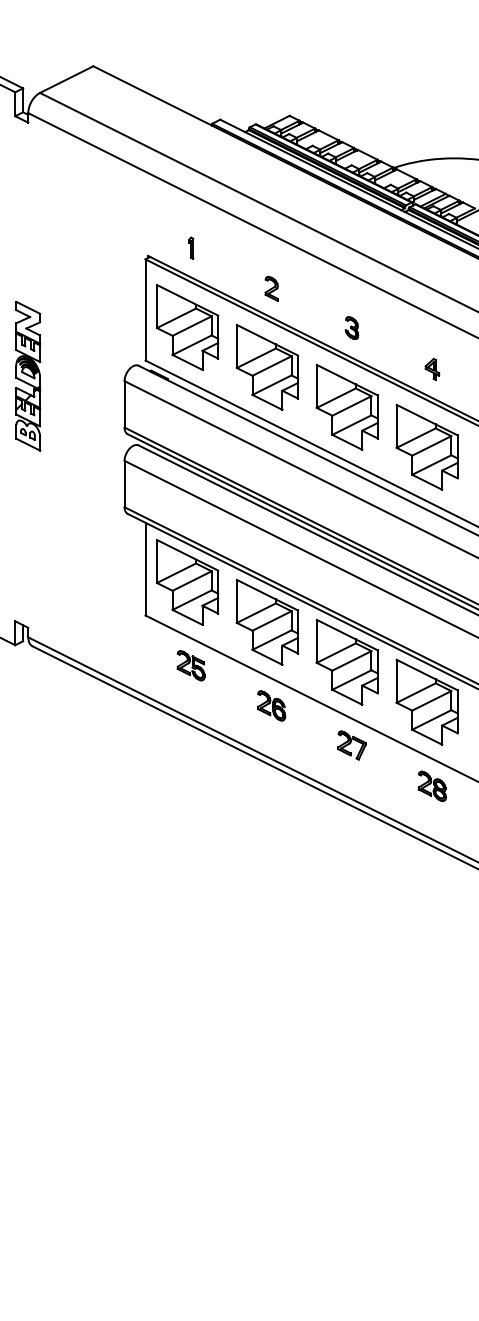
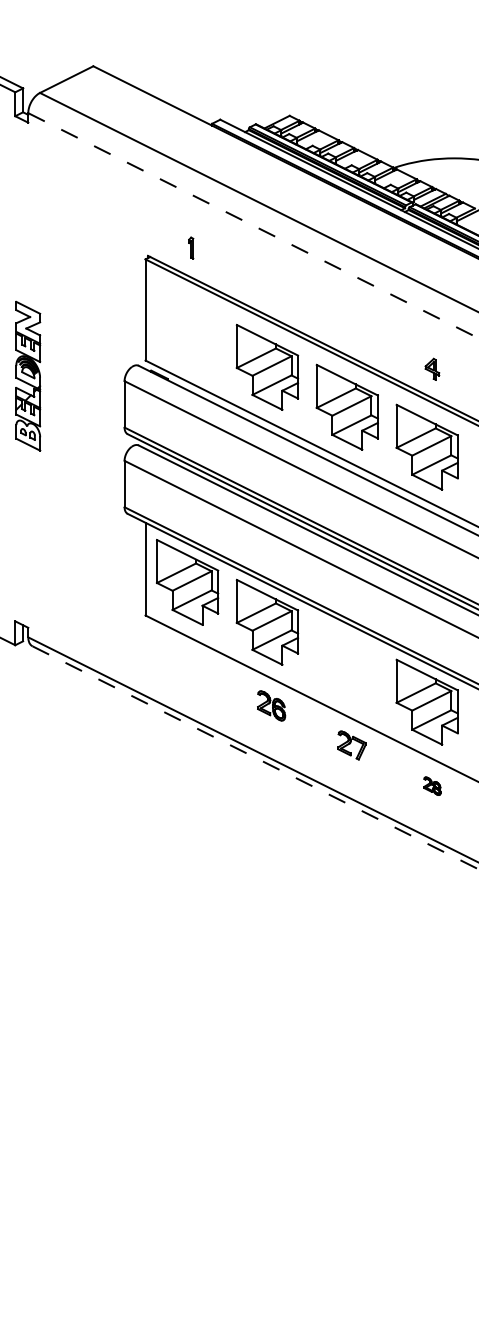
line: solid -> dashed (253, 225)
part: present -> none (271, 288)
part: present -> none (187, 327)
part: present -> none (351, 327)
part: present -> none (346, 661)
part: present -> none (190, 665)
line: solid -> dashed (256, 758)
part size: 31x32 px -> 19x20 px (432, 785)
